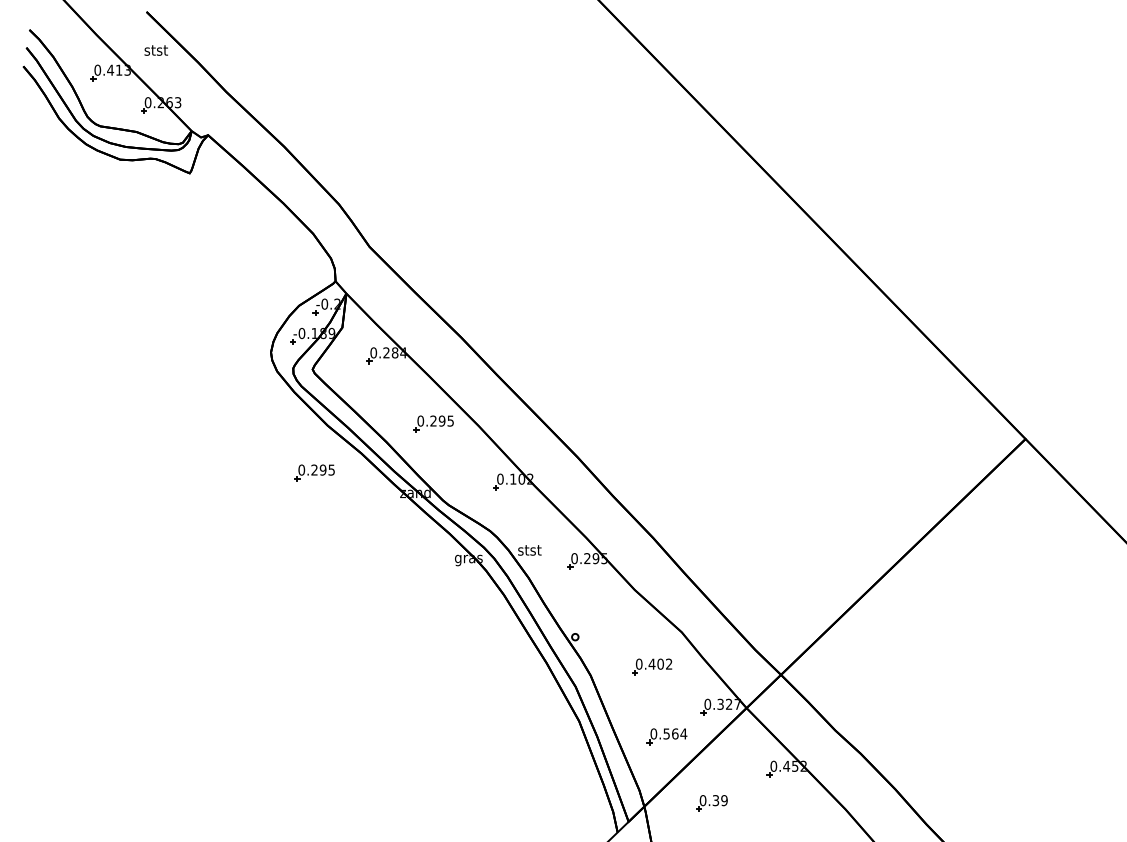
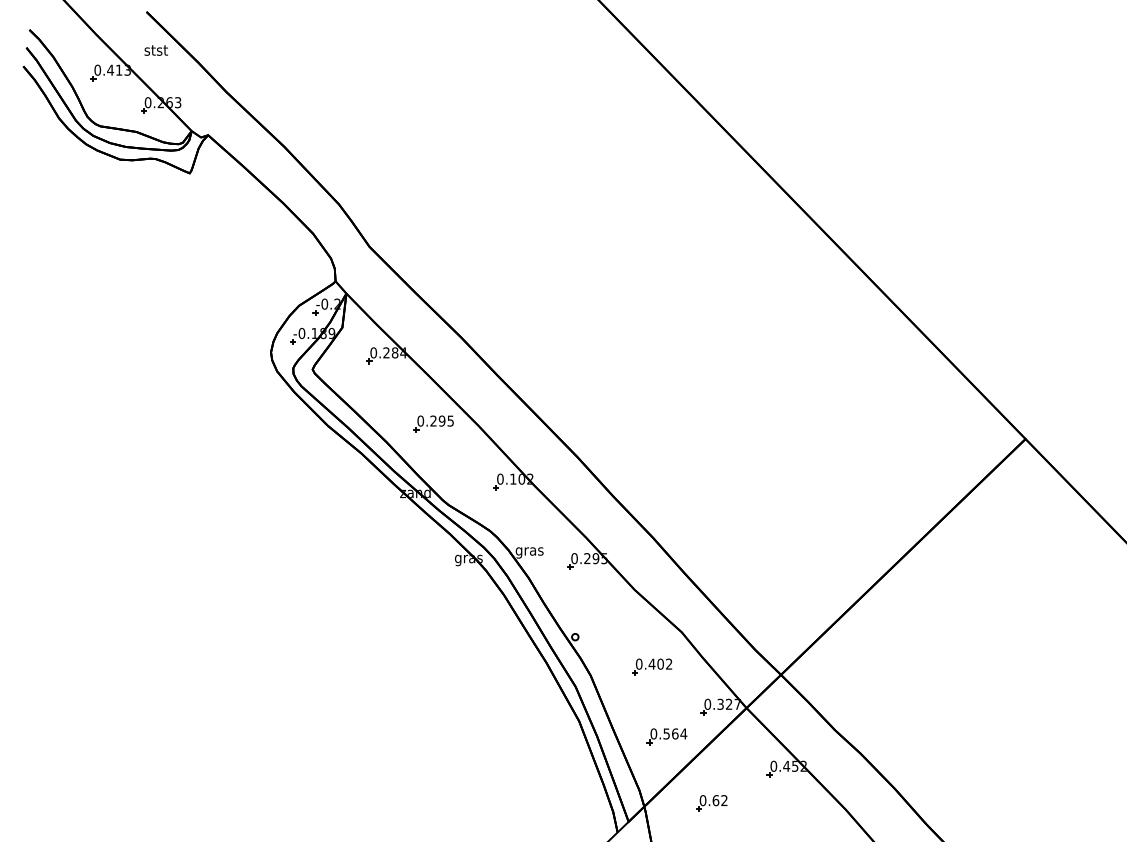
part: present -> none (314, 472)
text: stst -> gras (529, 551)
text: 0.39 -> 0.62 (719, 800)
